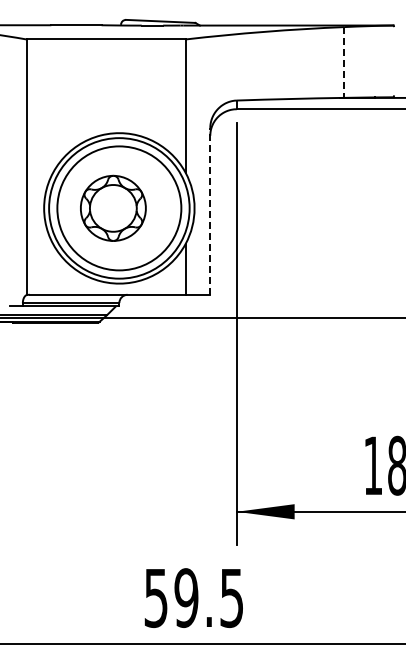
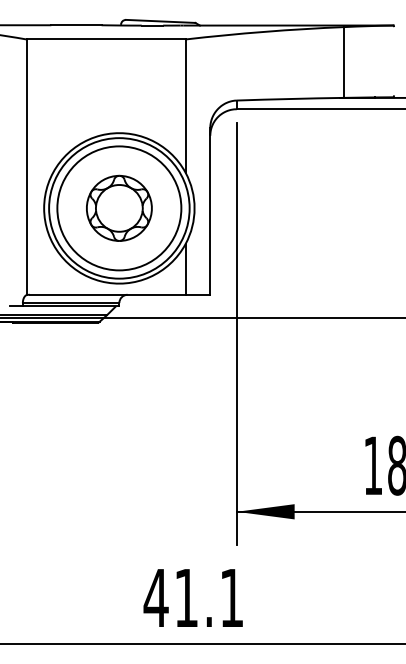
line: dashed -> solid (344, 63)
part position: (113, 207) -> (119, 207) (119, 207)
line: dashed -> solid (210, 210)
text: 59.5 -> 41.1 (192, 598)
